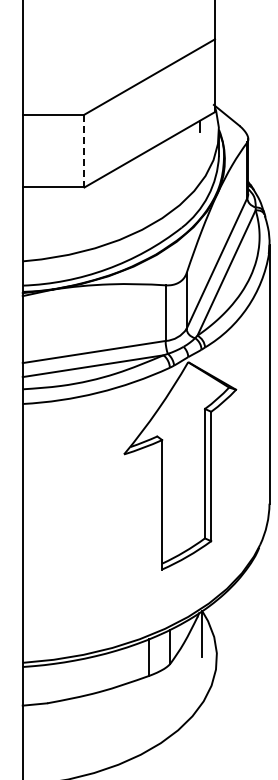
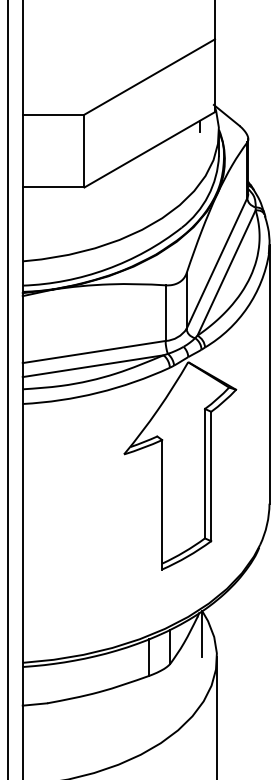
line: dashed -> solid (84, 151)
line: none -> present (8, 389)
line: none -> present (216, 716)
